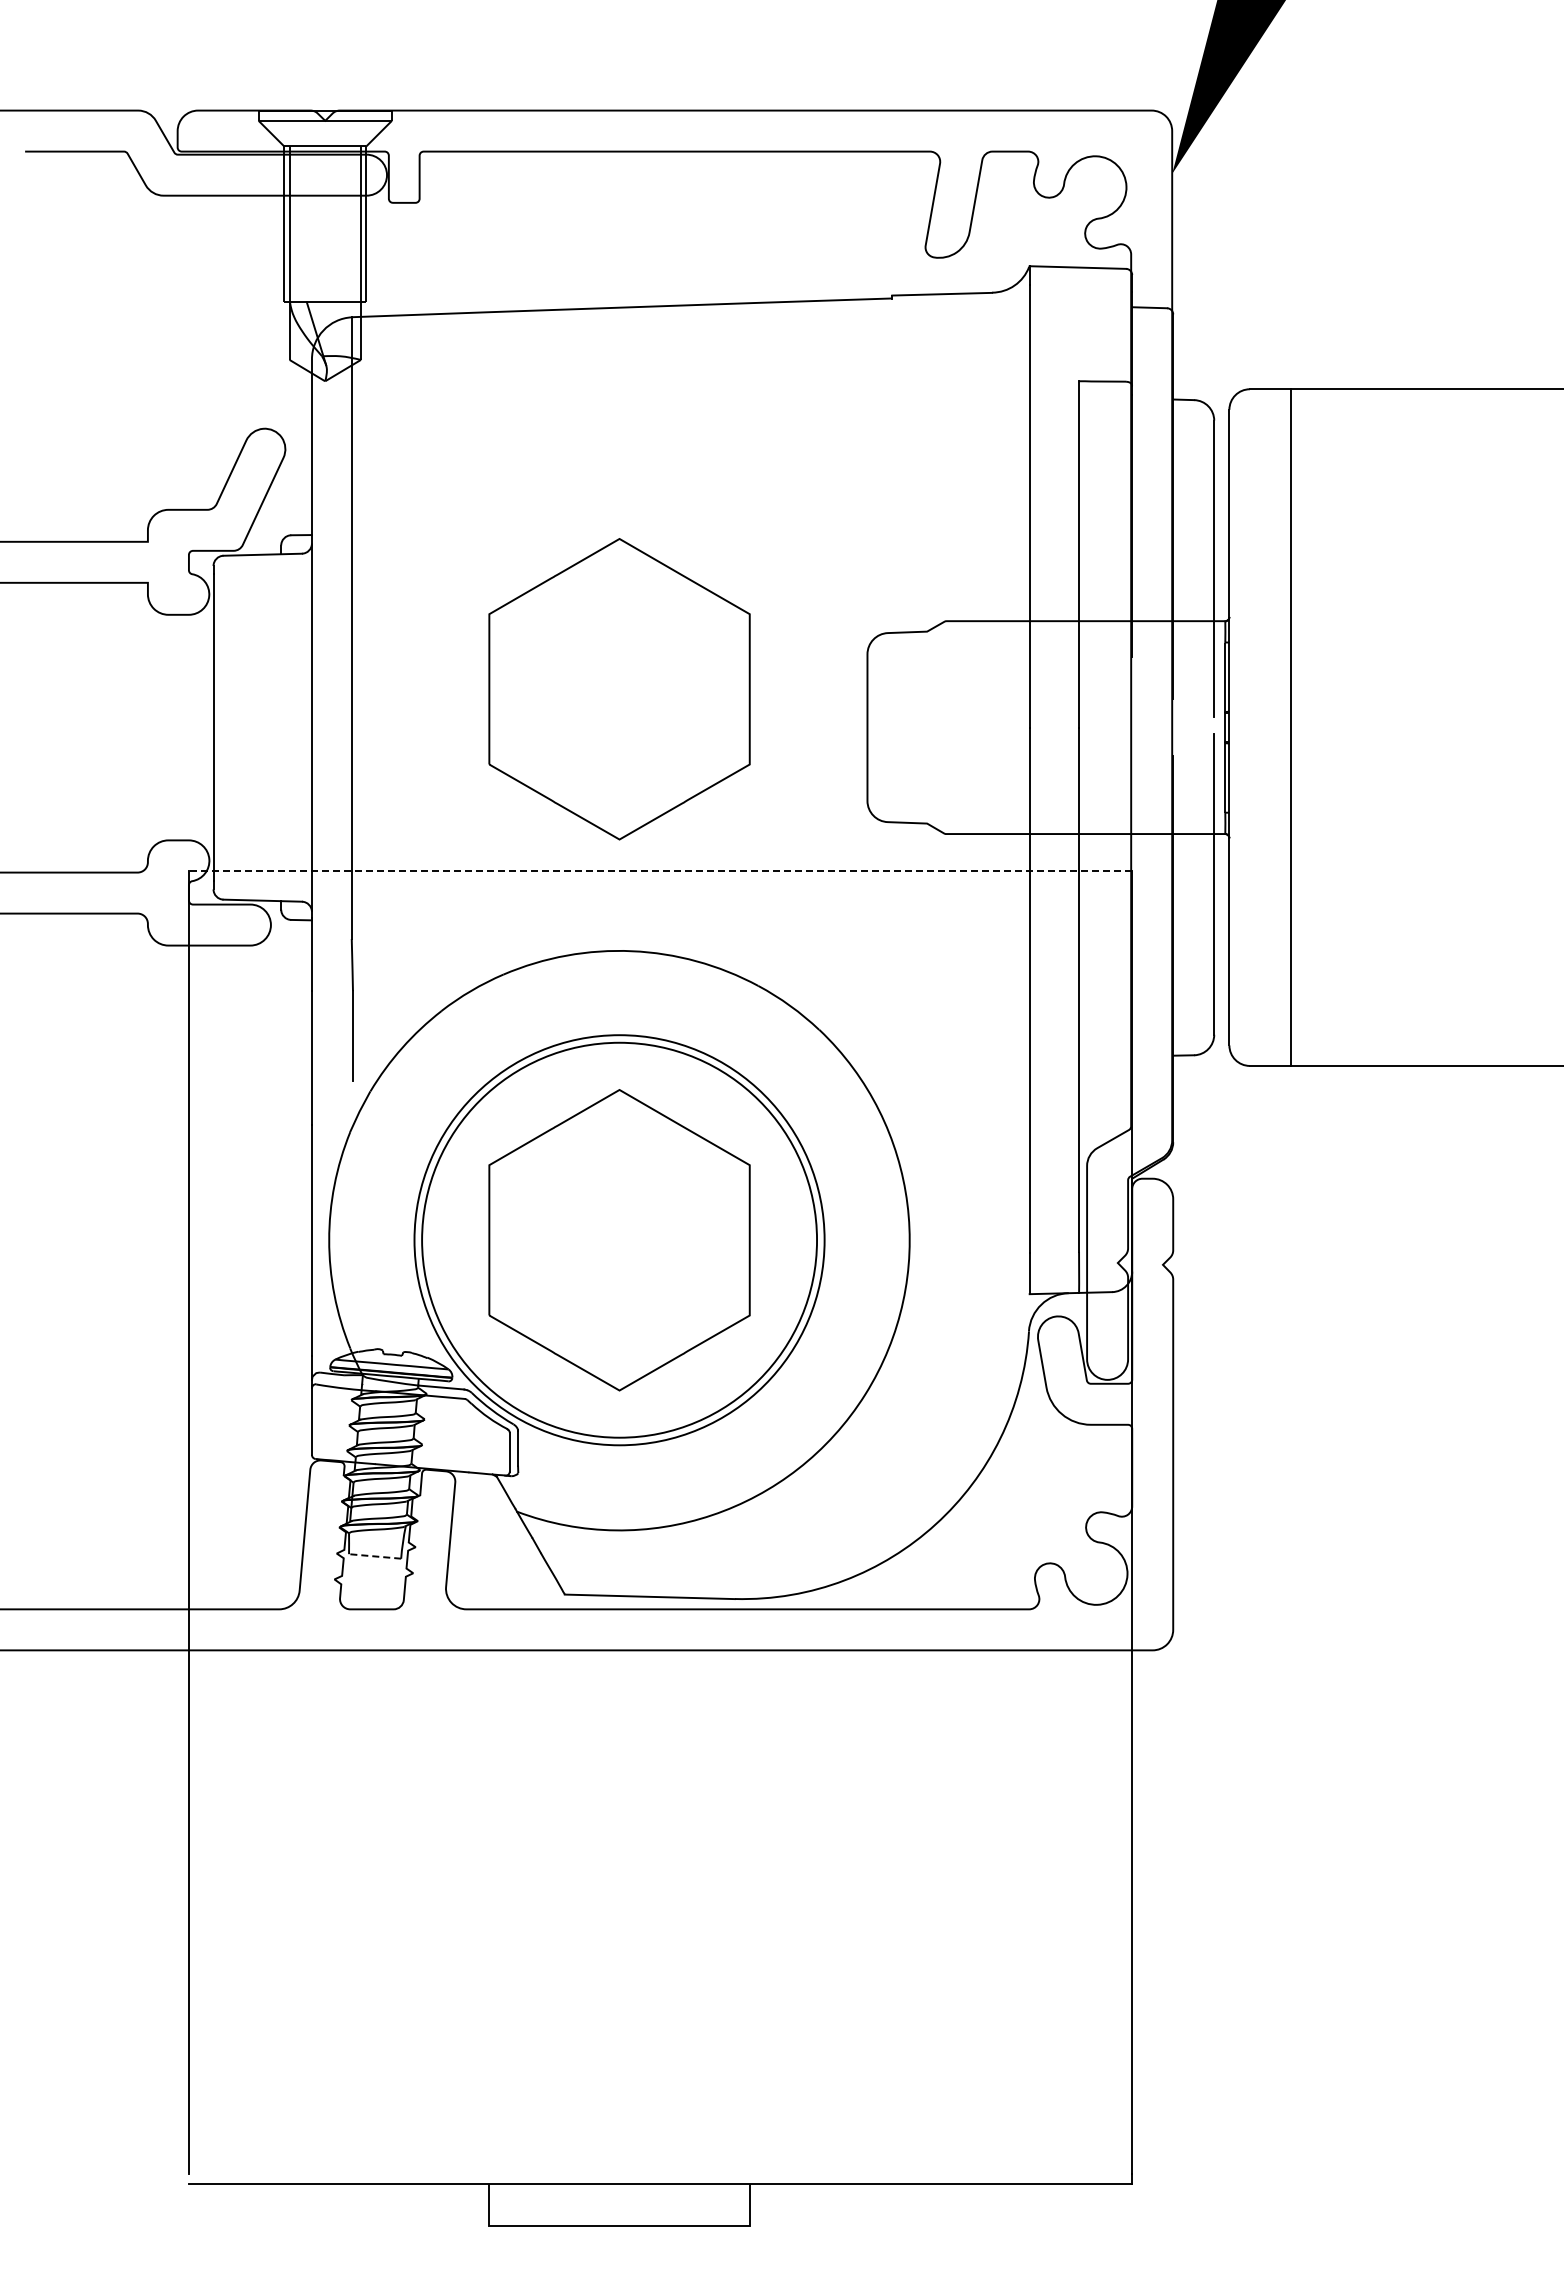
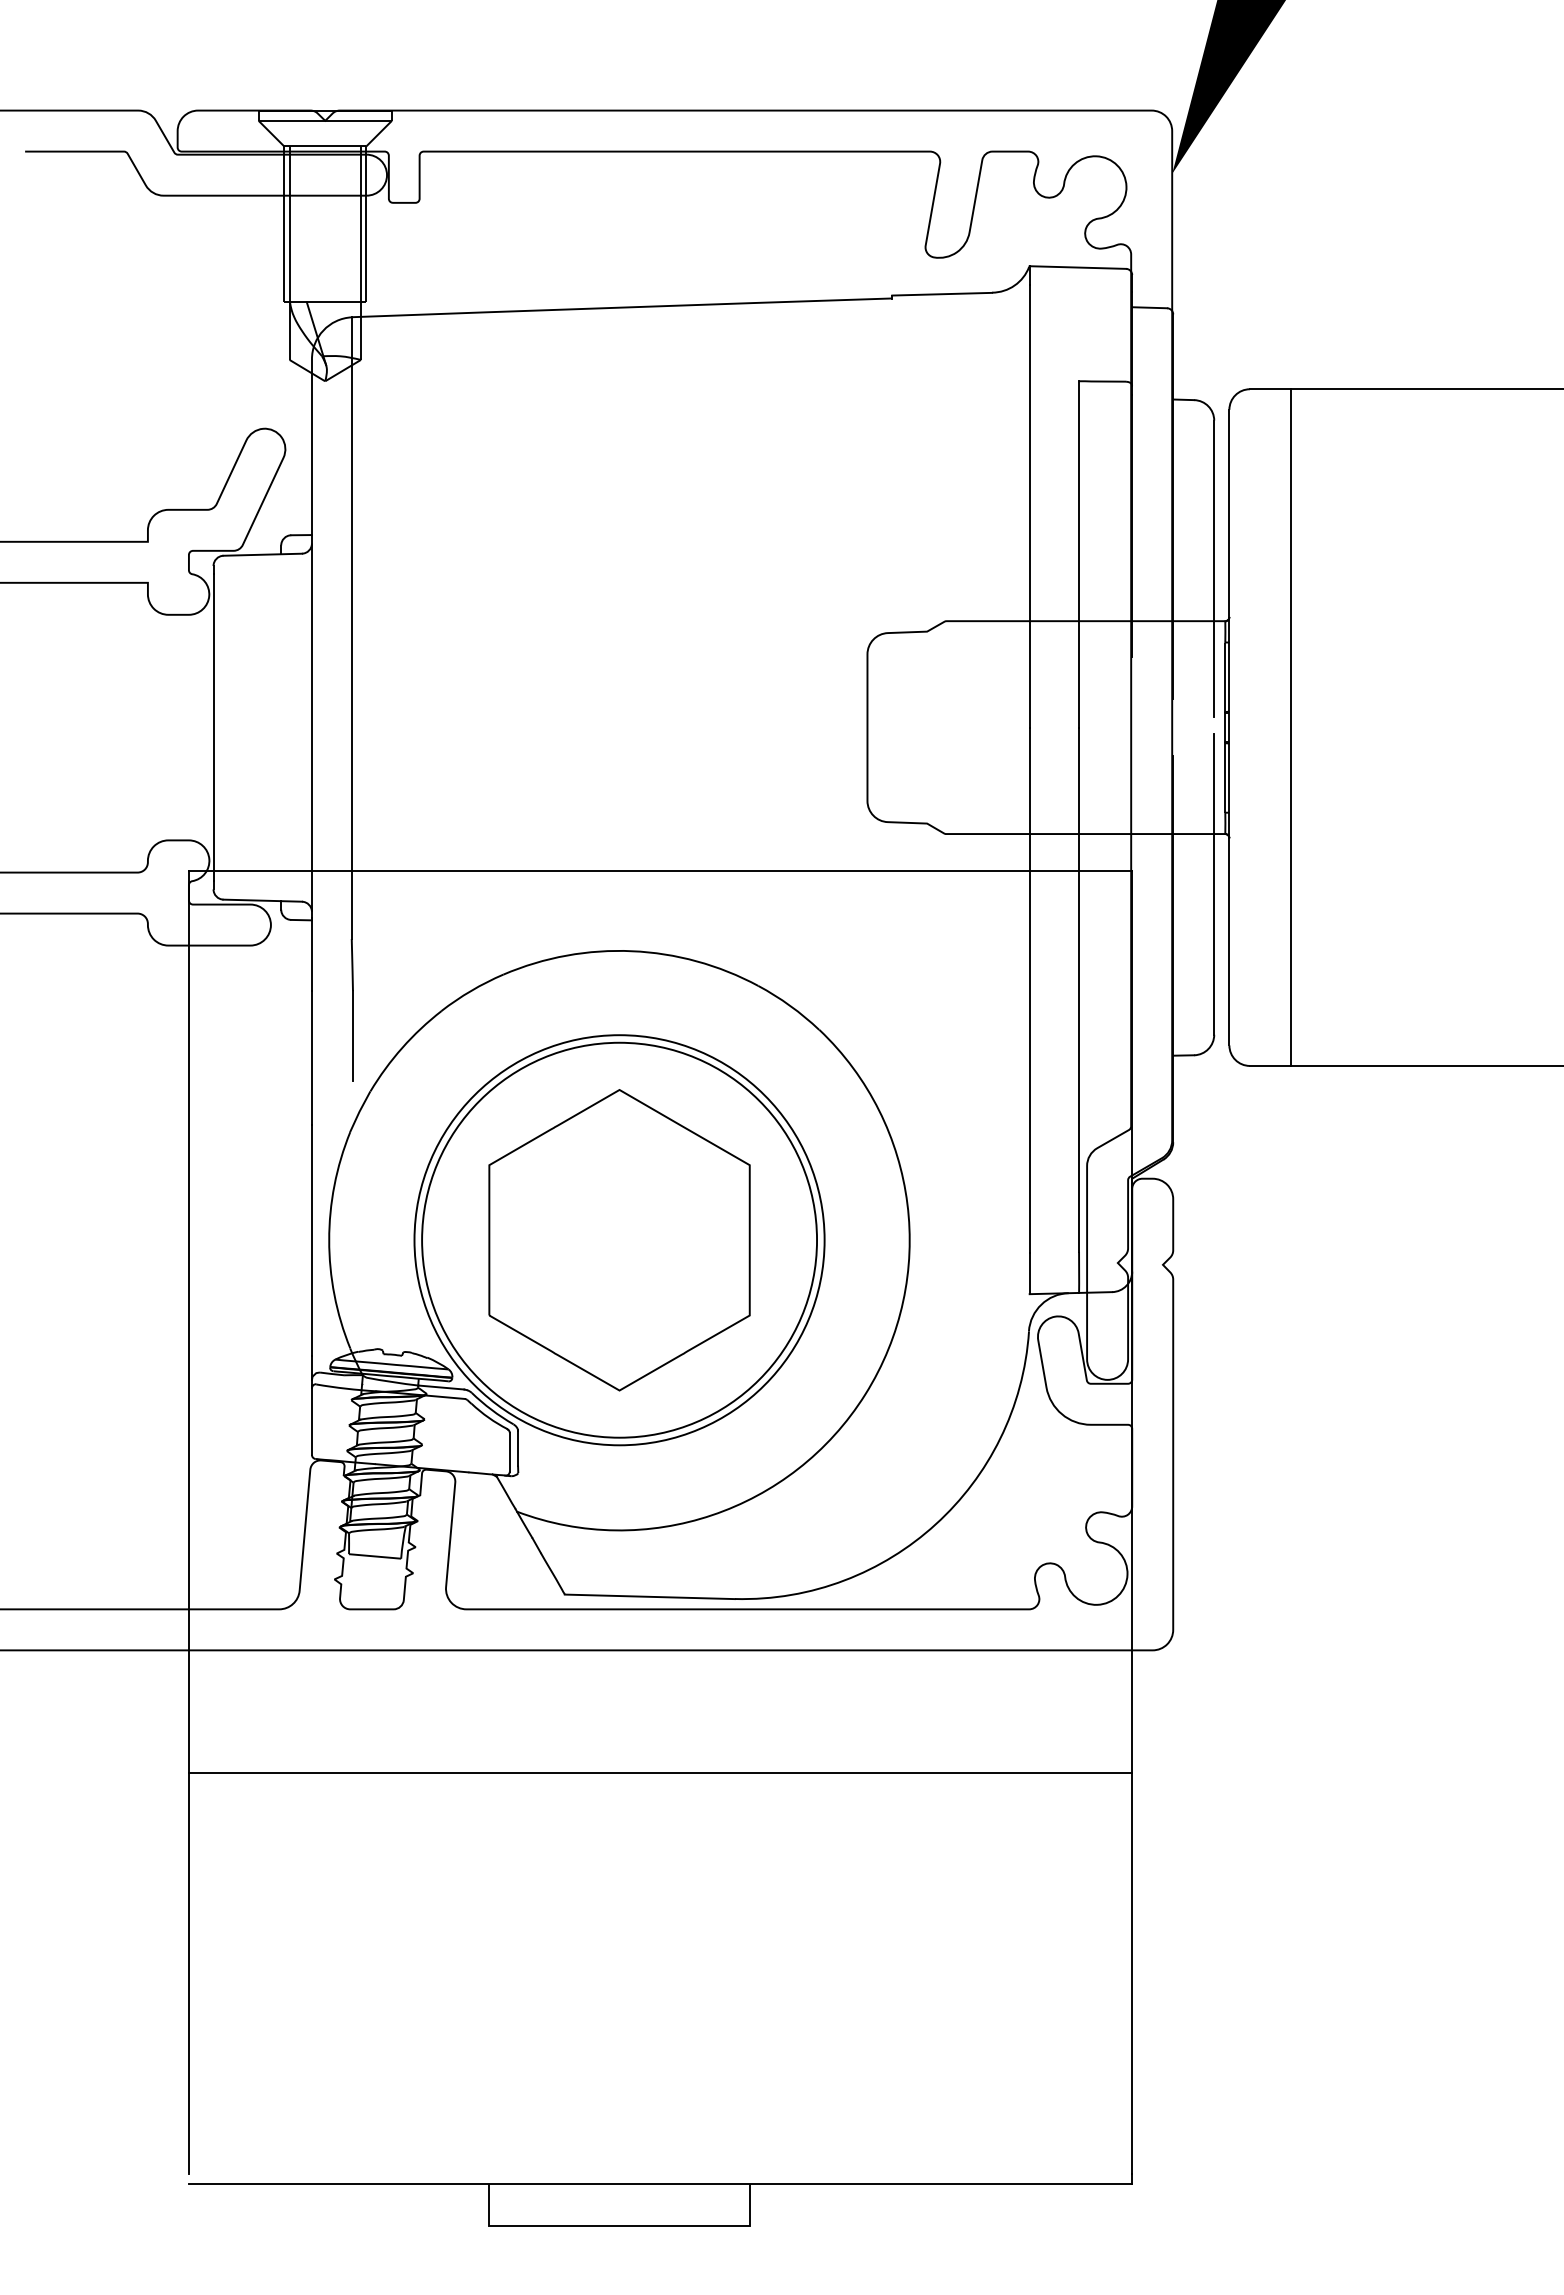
part: present -> none (619, 689)
line: dashed -> solid (660, 871)
line: dashed -> solid (374, 1556)
line: none -> present (660, 1773)
